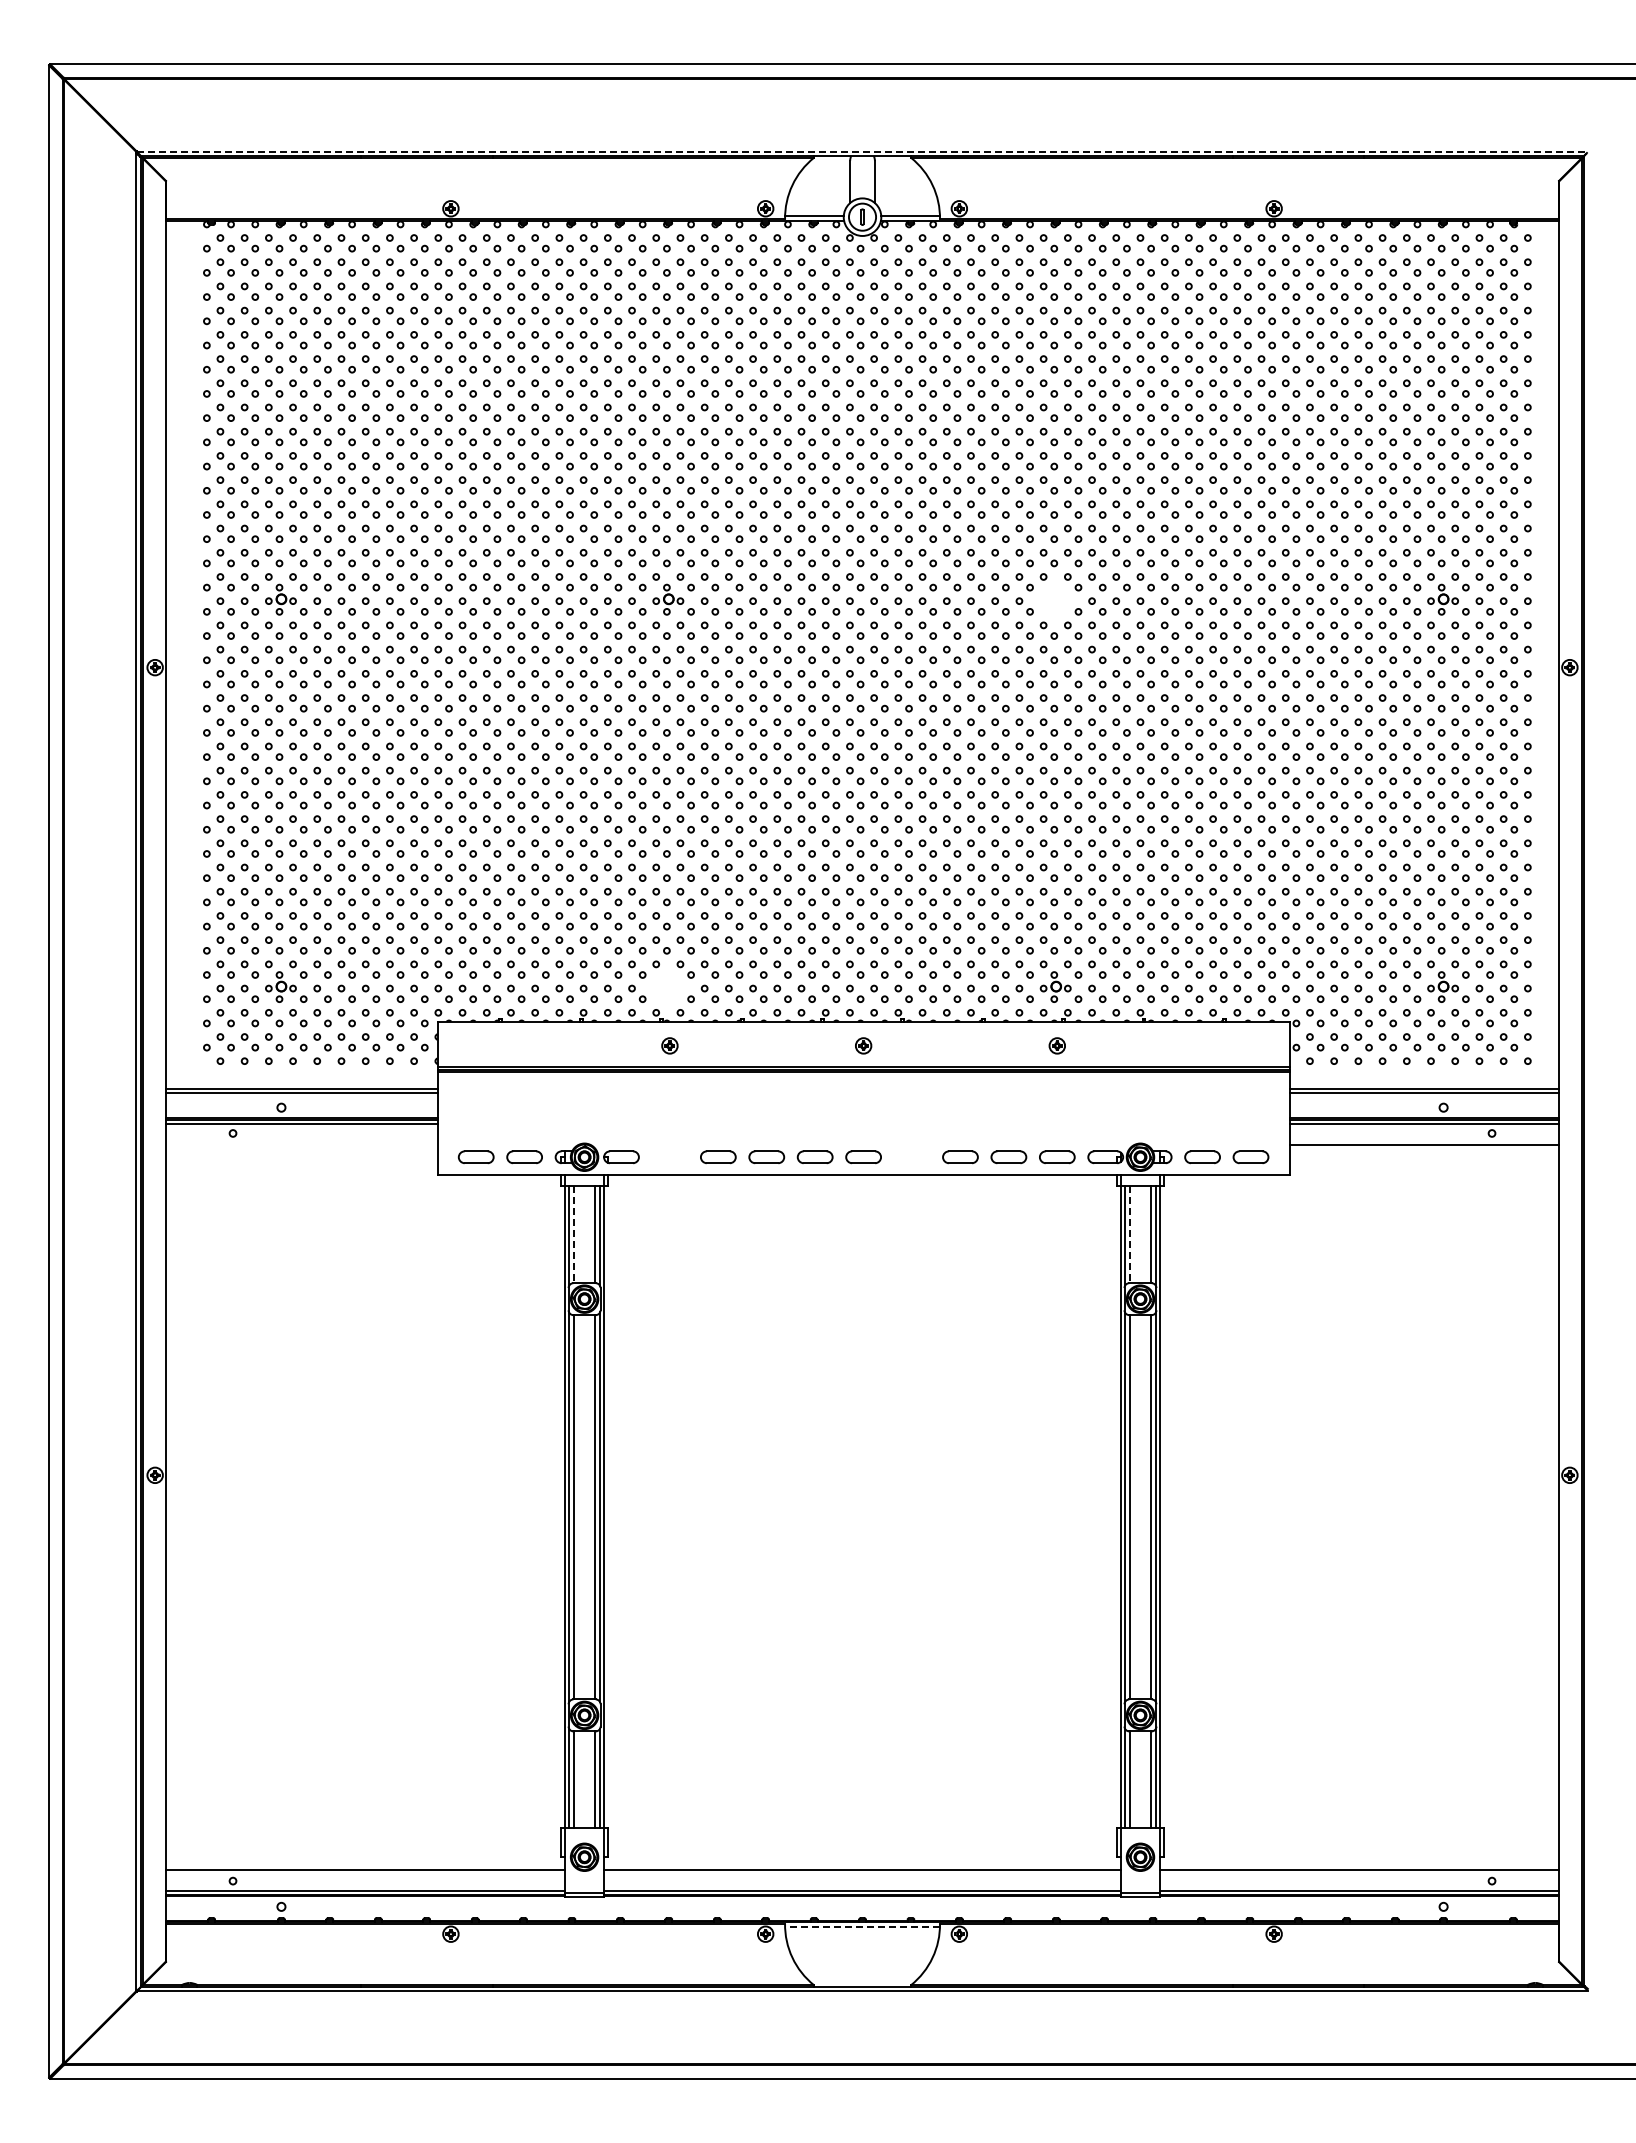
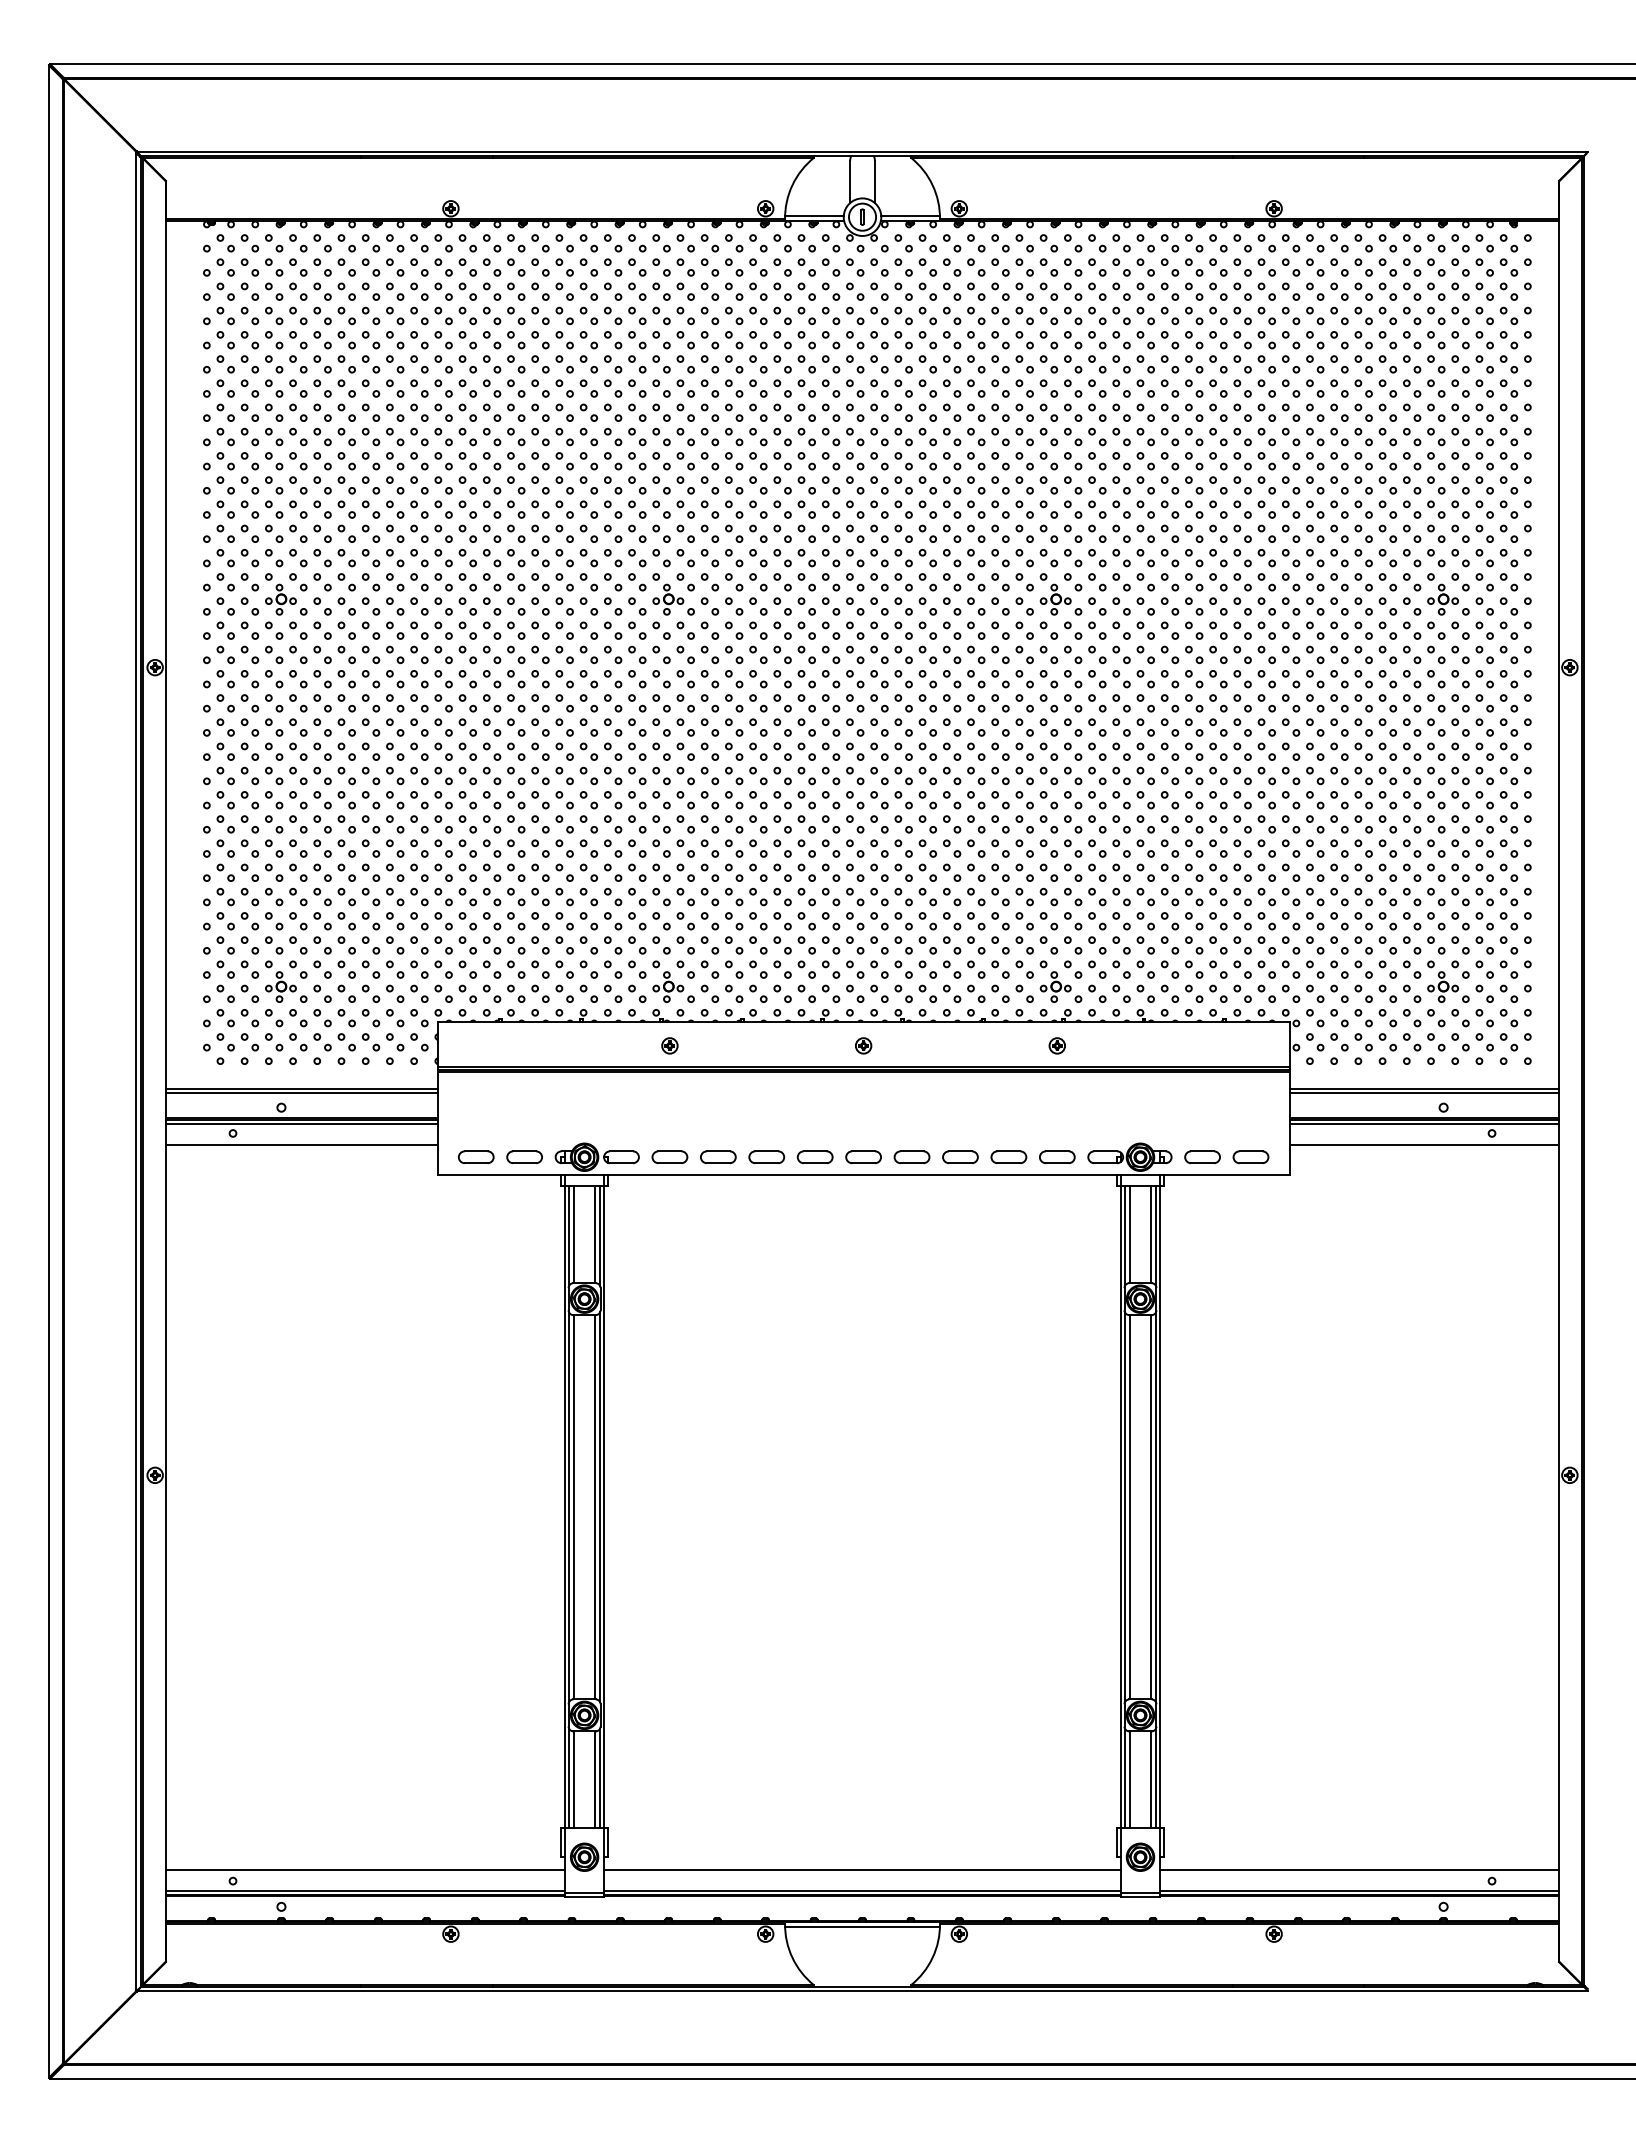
line: dashed -> solid (863, 151)
part: none -> present (1055, 599)
part: none -> present (668, 986)
line: none -> present (301, 1145)
part: none -> present (669, 1156)
part: none -> present (911, 1156)
line: dashed -> solid (573, 1235)
line: dashed -> solid (1129, 1235)
line: dashed -> solid (862, 1926)
